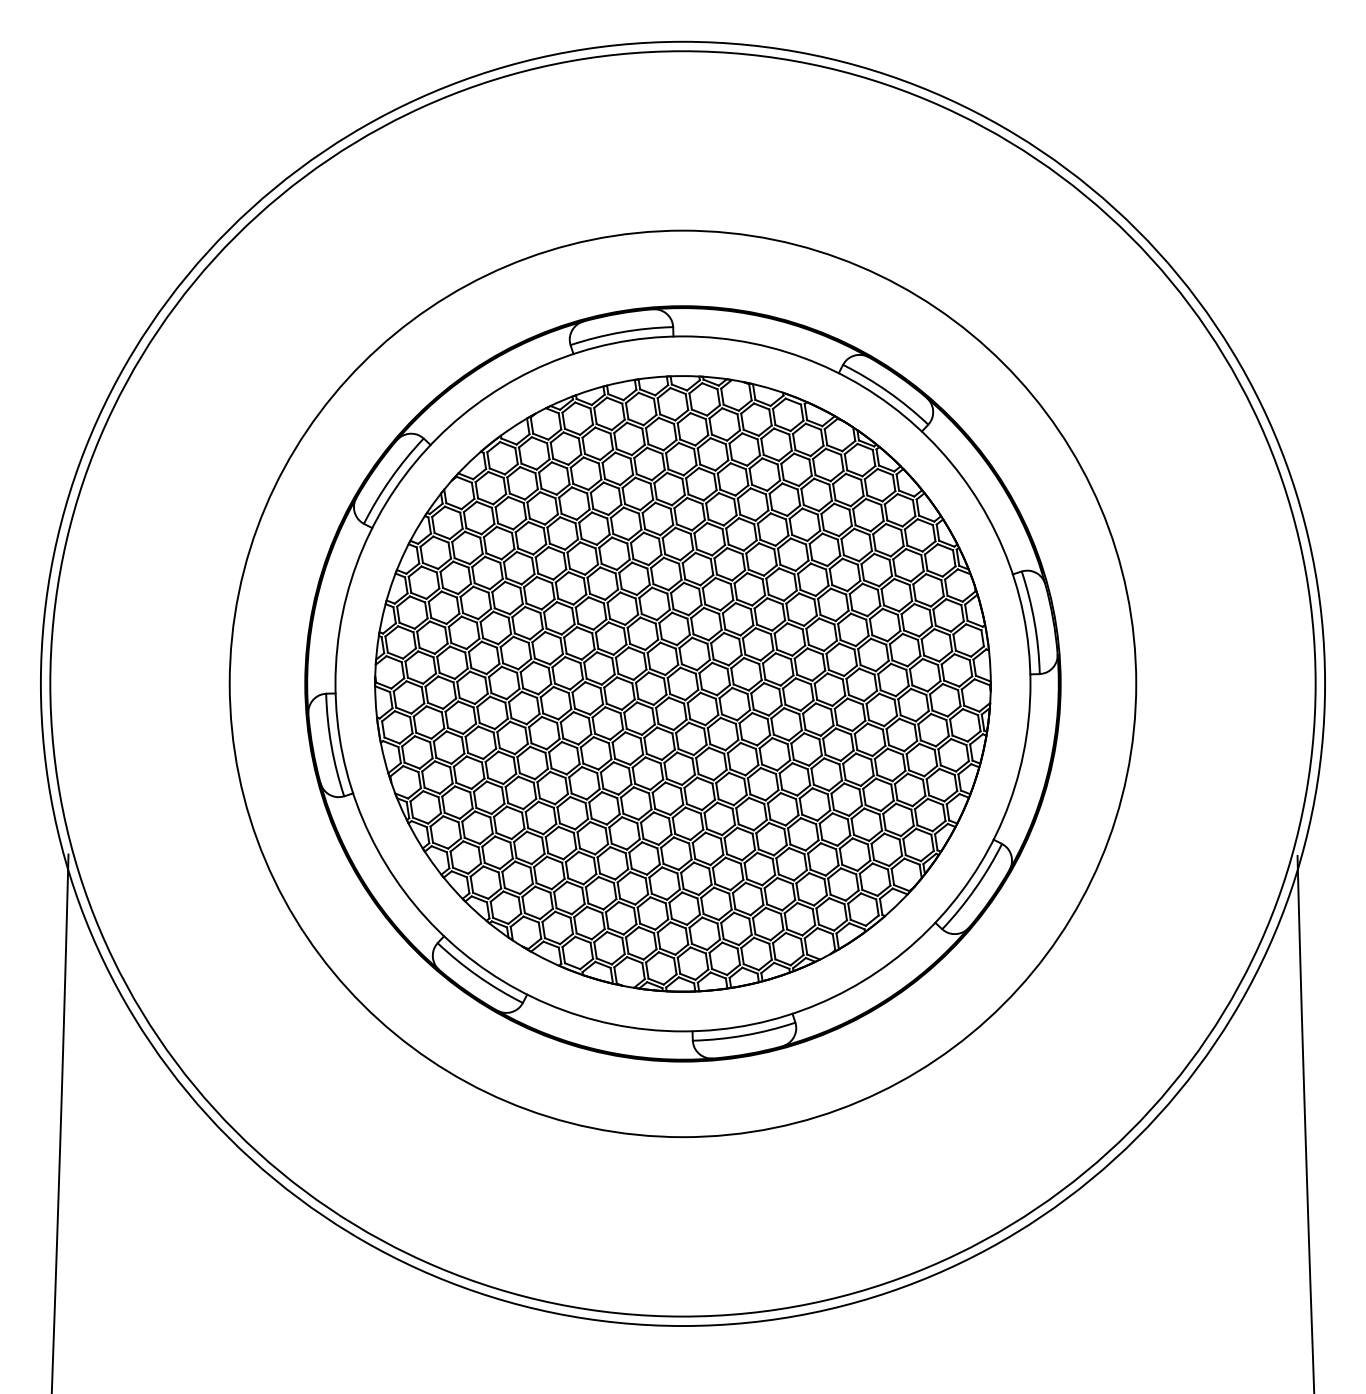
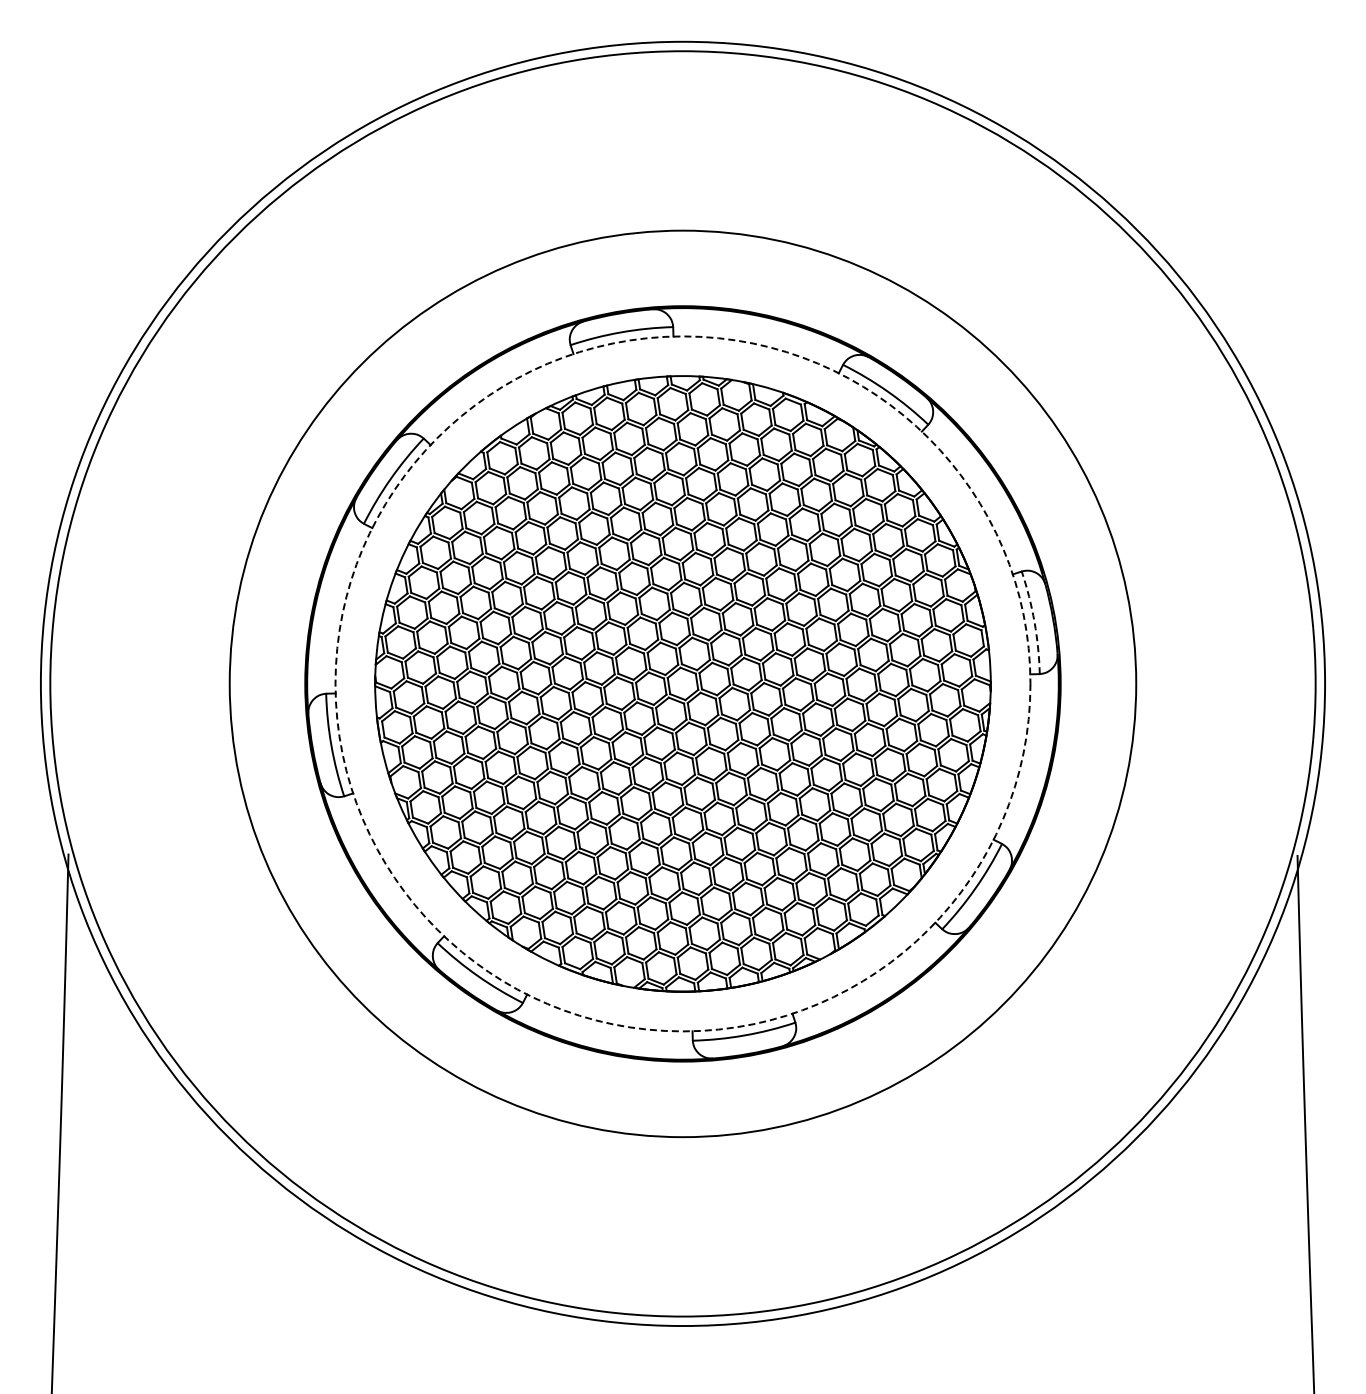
arc: solid -> dashed (1034, 622)
circle: solid -> dashed (682, 683)
